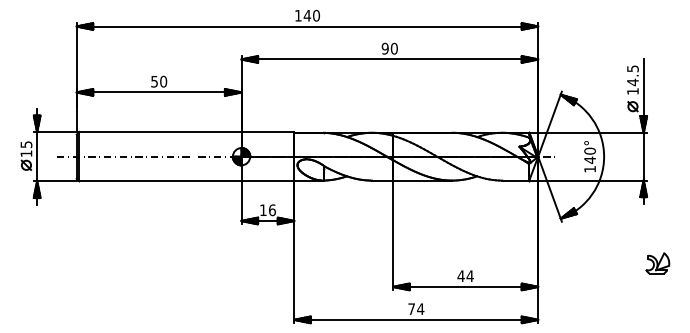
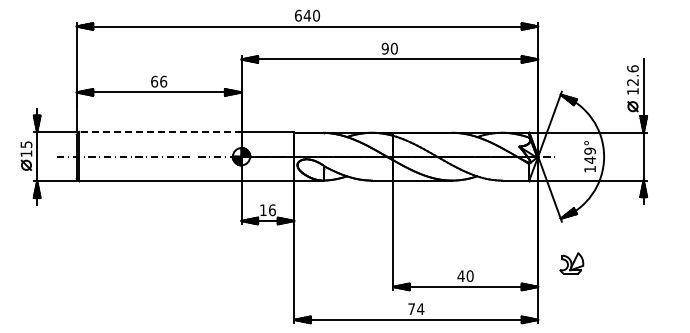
text: 140 -> 640 (298, 15)
text: 14.5 -> 12.6 (632, 75)
text: 50 -> 66 (159, 81)
line: solid -> dashed (159, 131)
text: 140° -> 149° (589, 150)
part position: (657, 263) -> (571, 263) (571, 263)
text: 44 -> 40 (469, 276)
